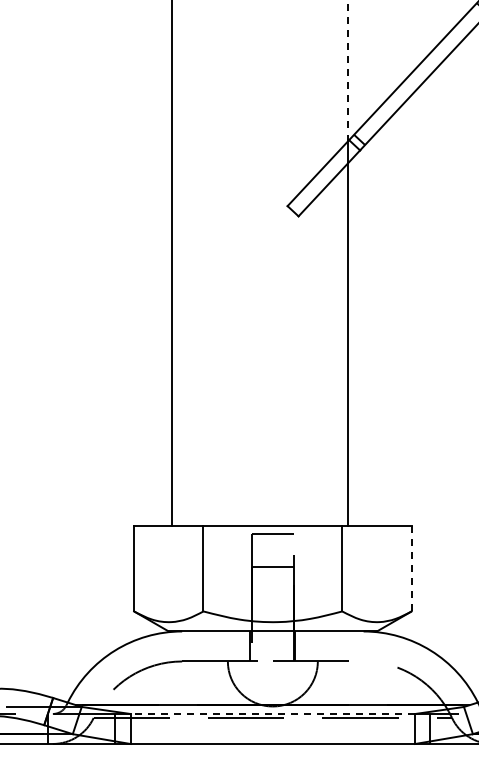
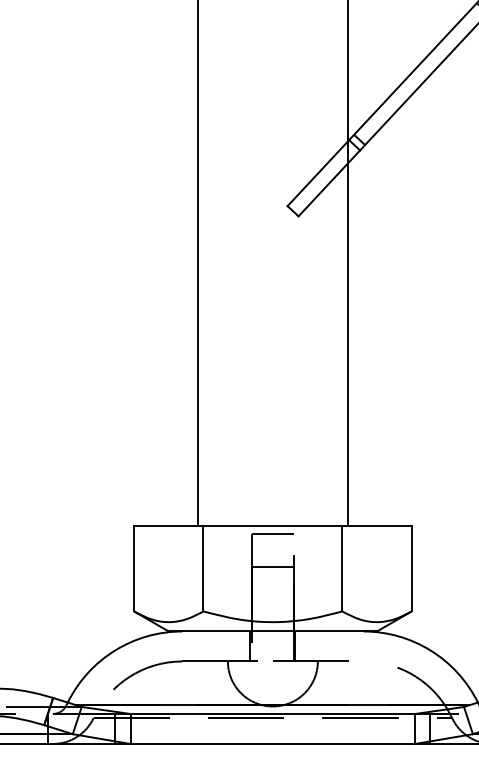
line: dashed -> solid (347, 70)
line position: (171, 264) -> (197, 264) (197, 264)
line: dashed -> solid (411, 569)
line: dashed -> solid (272, 713)
